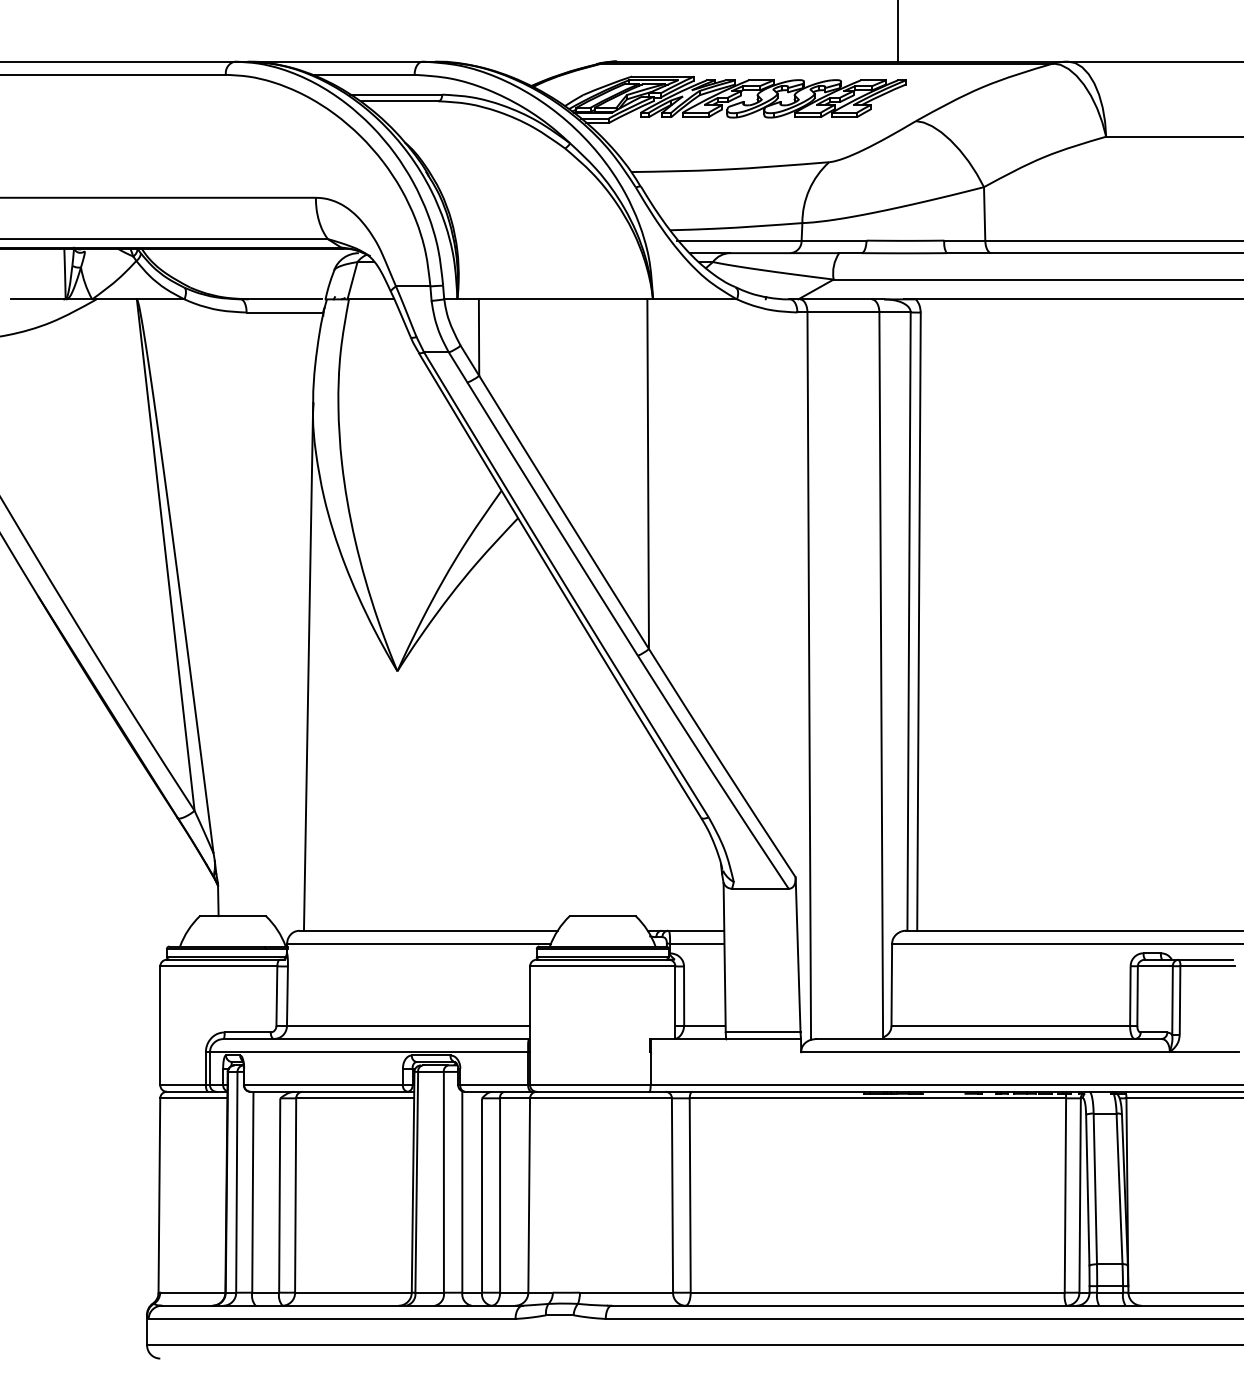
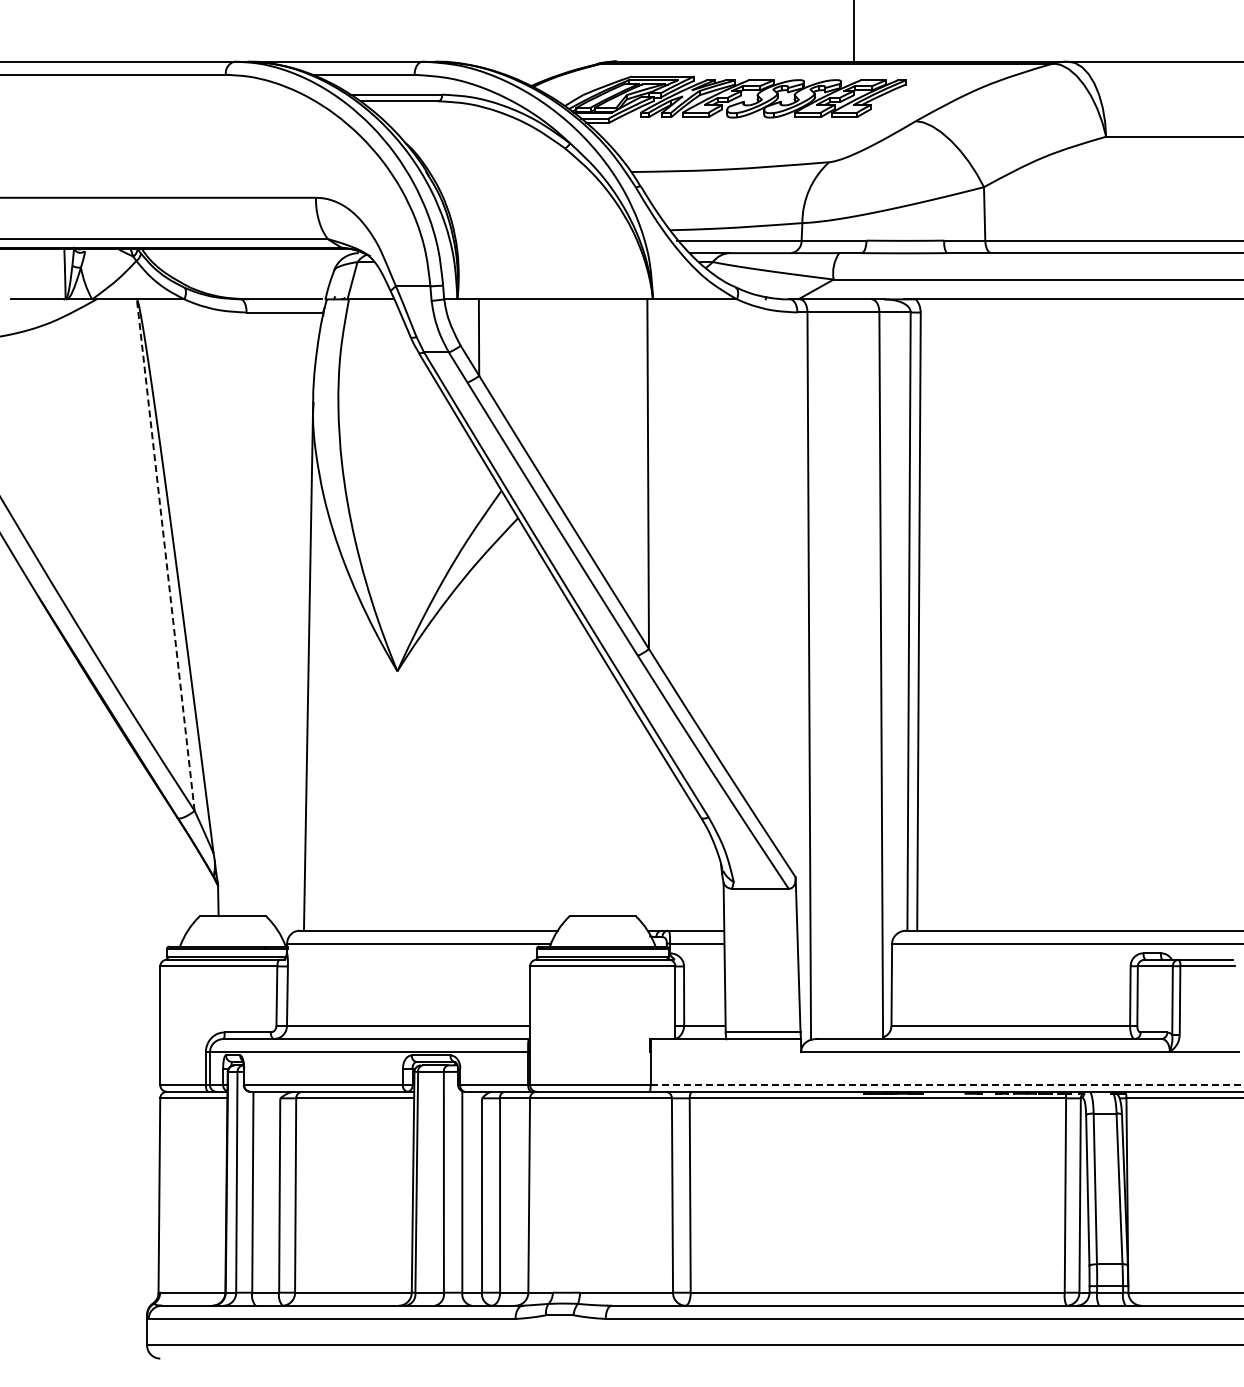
line position: (897, 31) -> (853, 31) (853, 31)
line: solid -> dashed (165, 554)
line: solid -> dashed (947, 1085)
